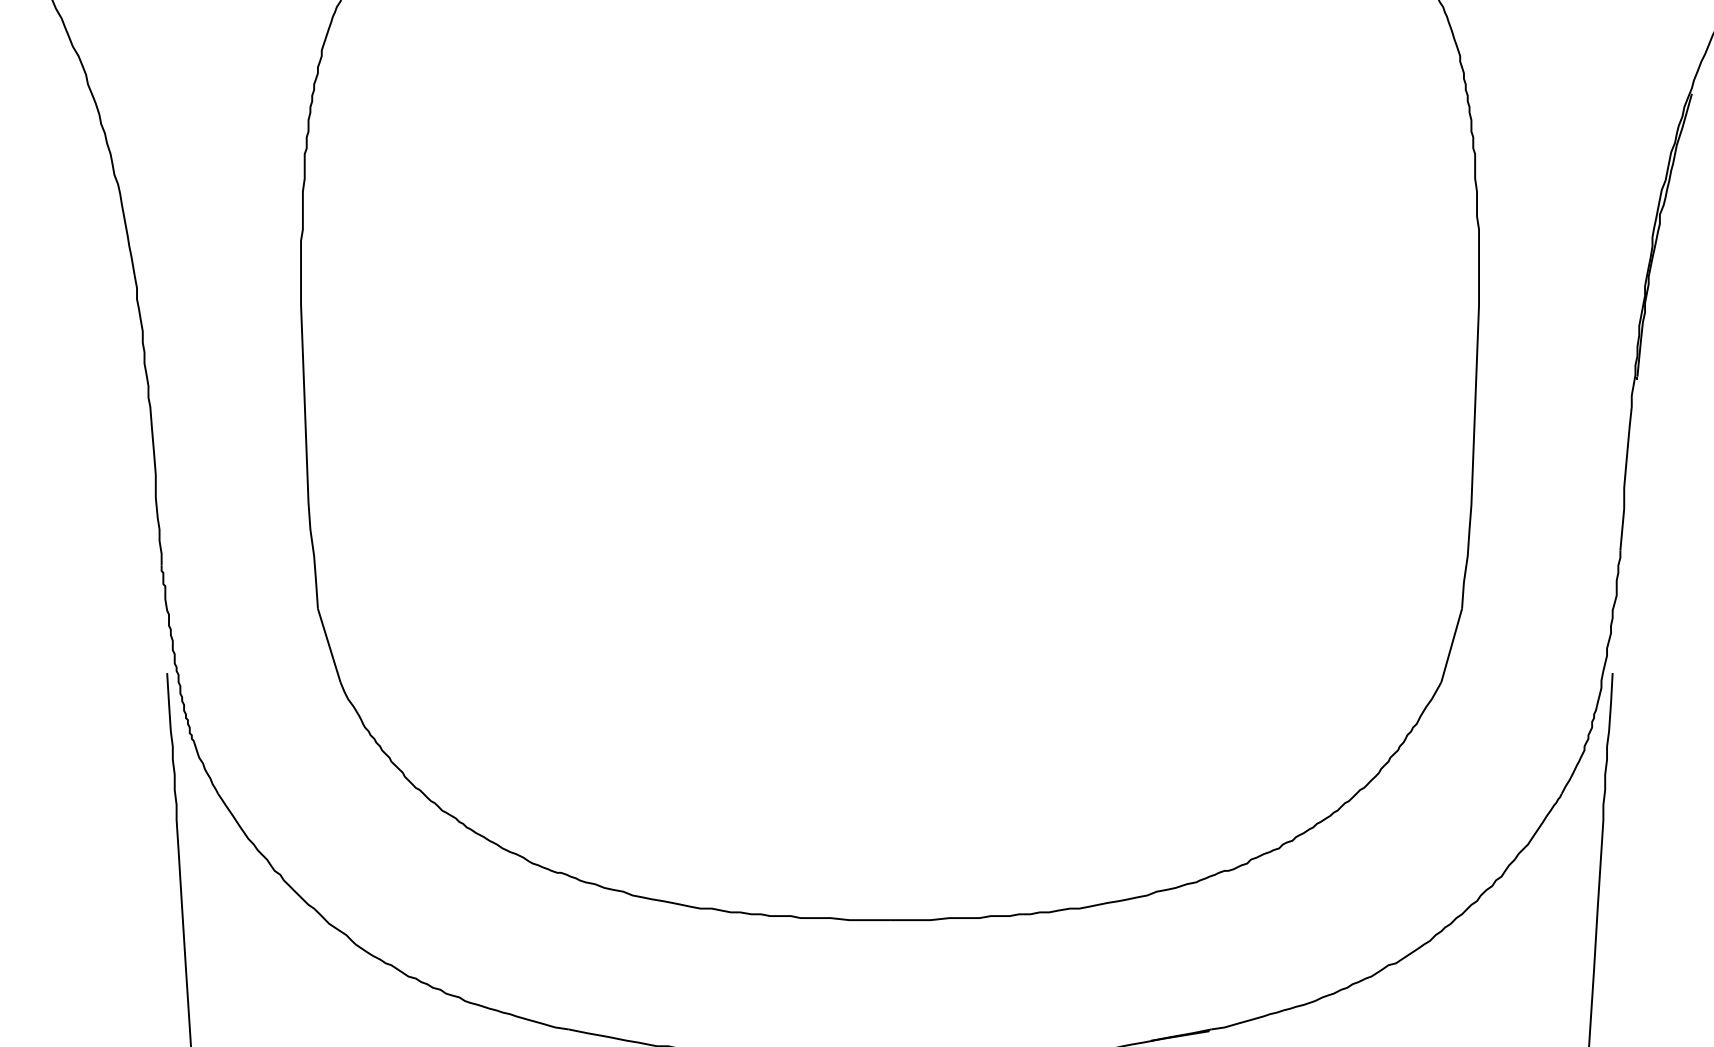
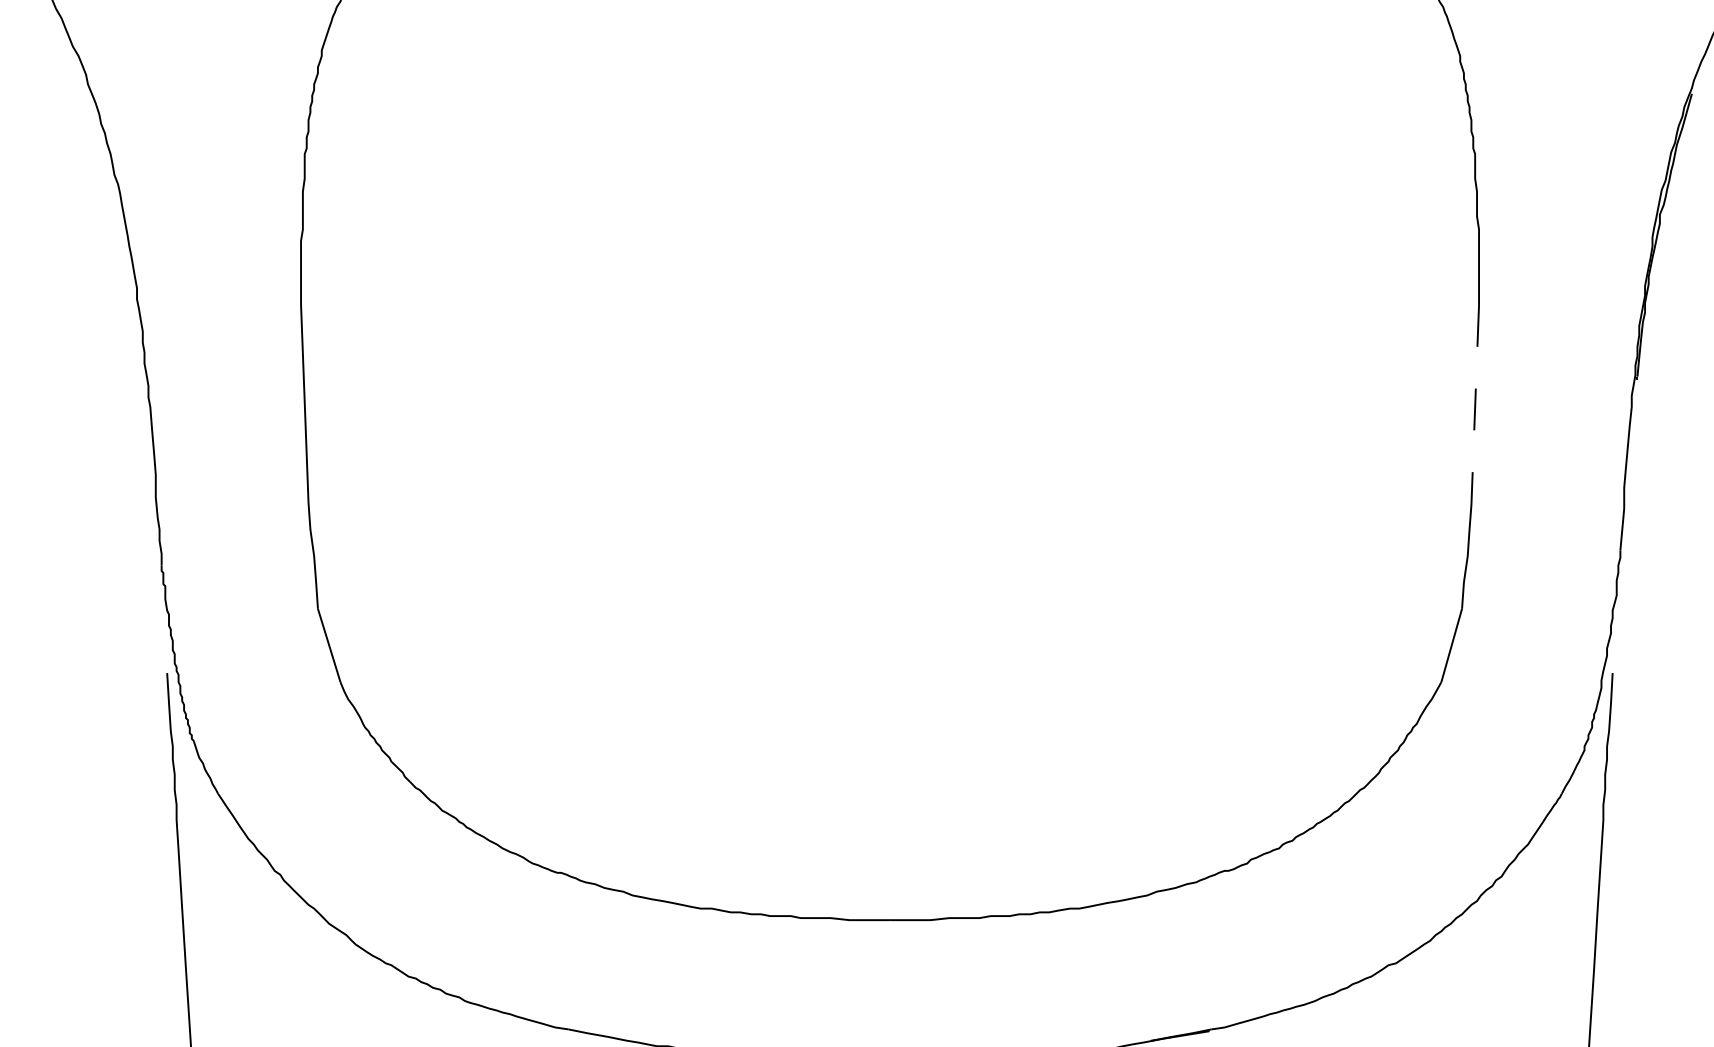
line: solid -> dashed (1475, 405)
